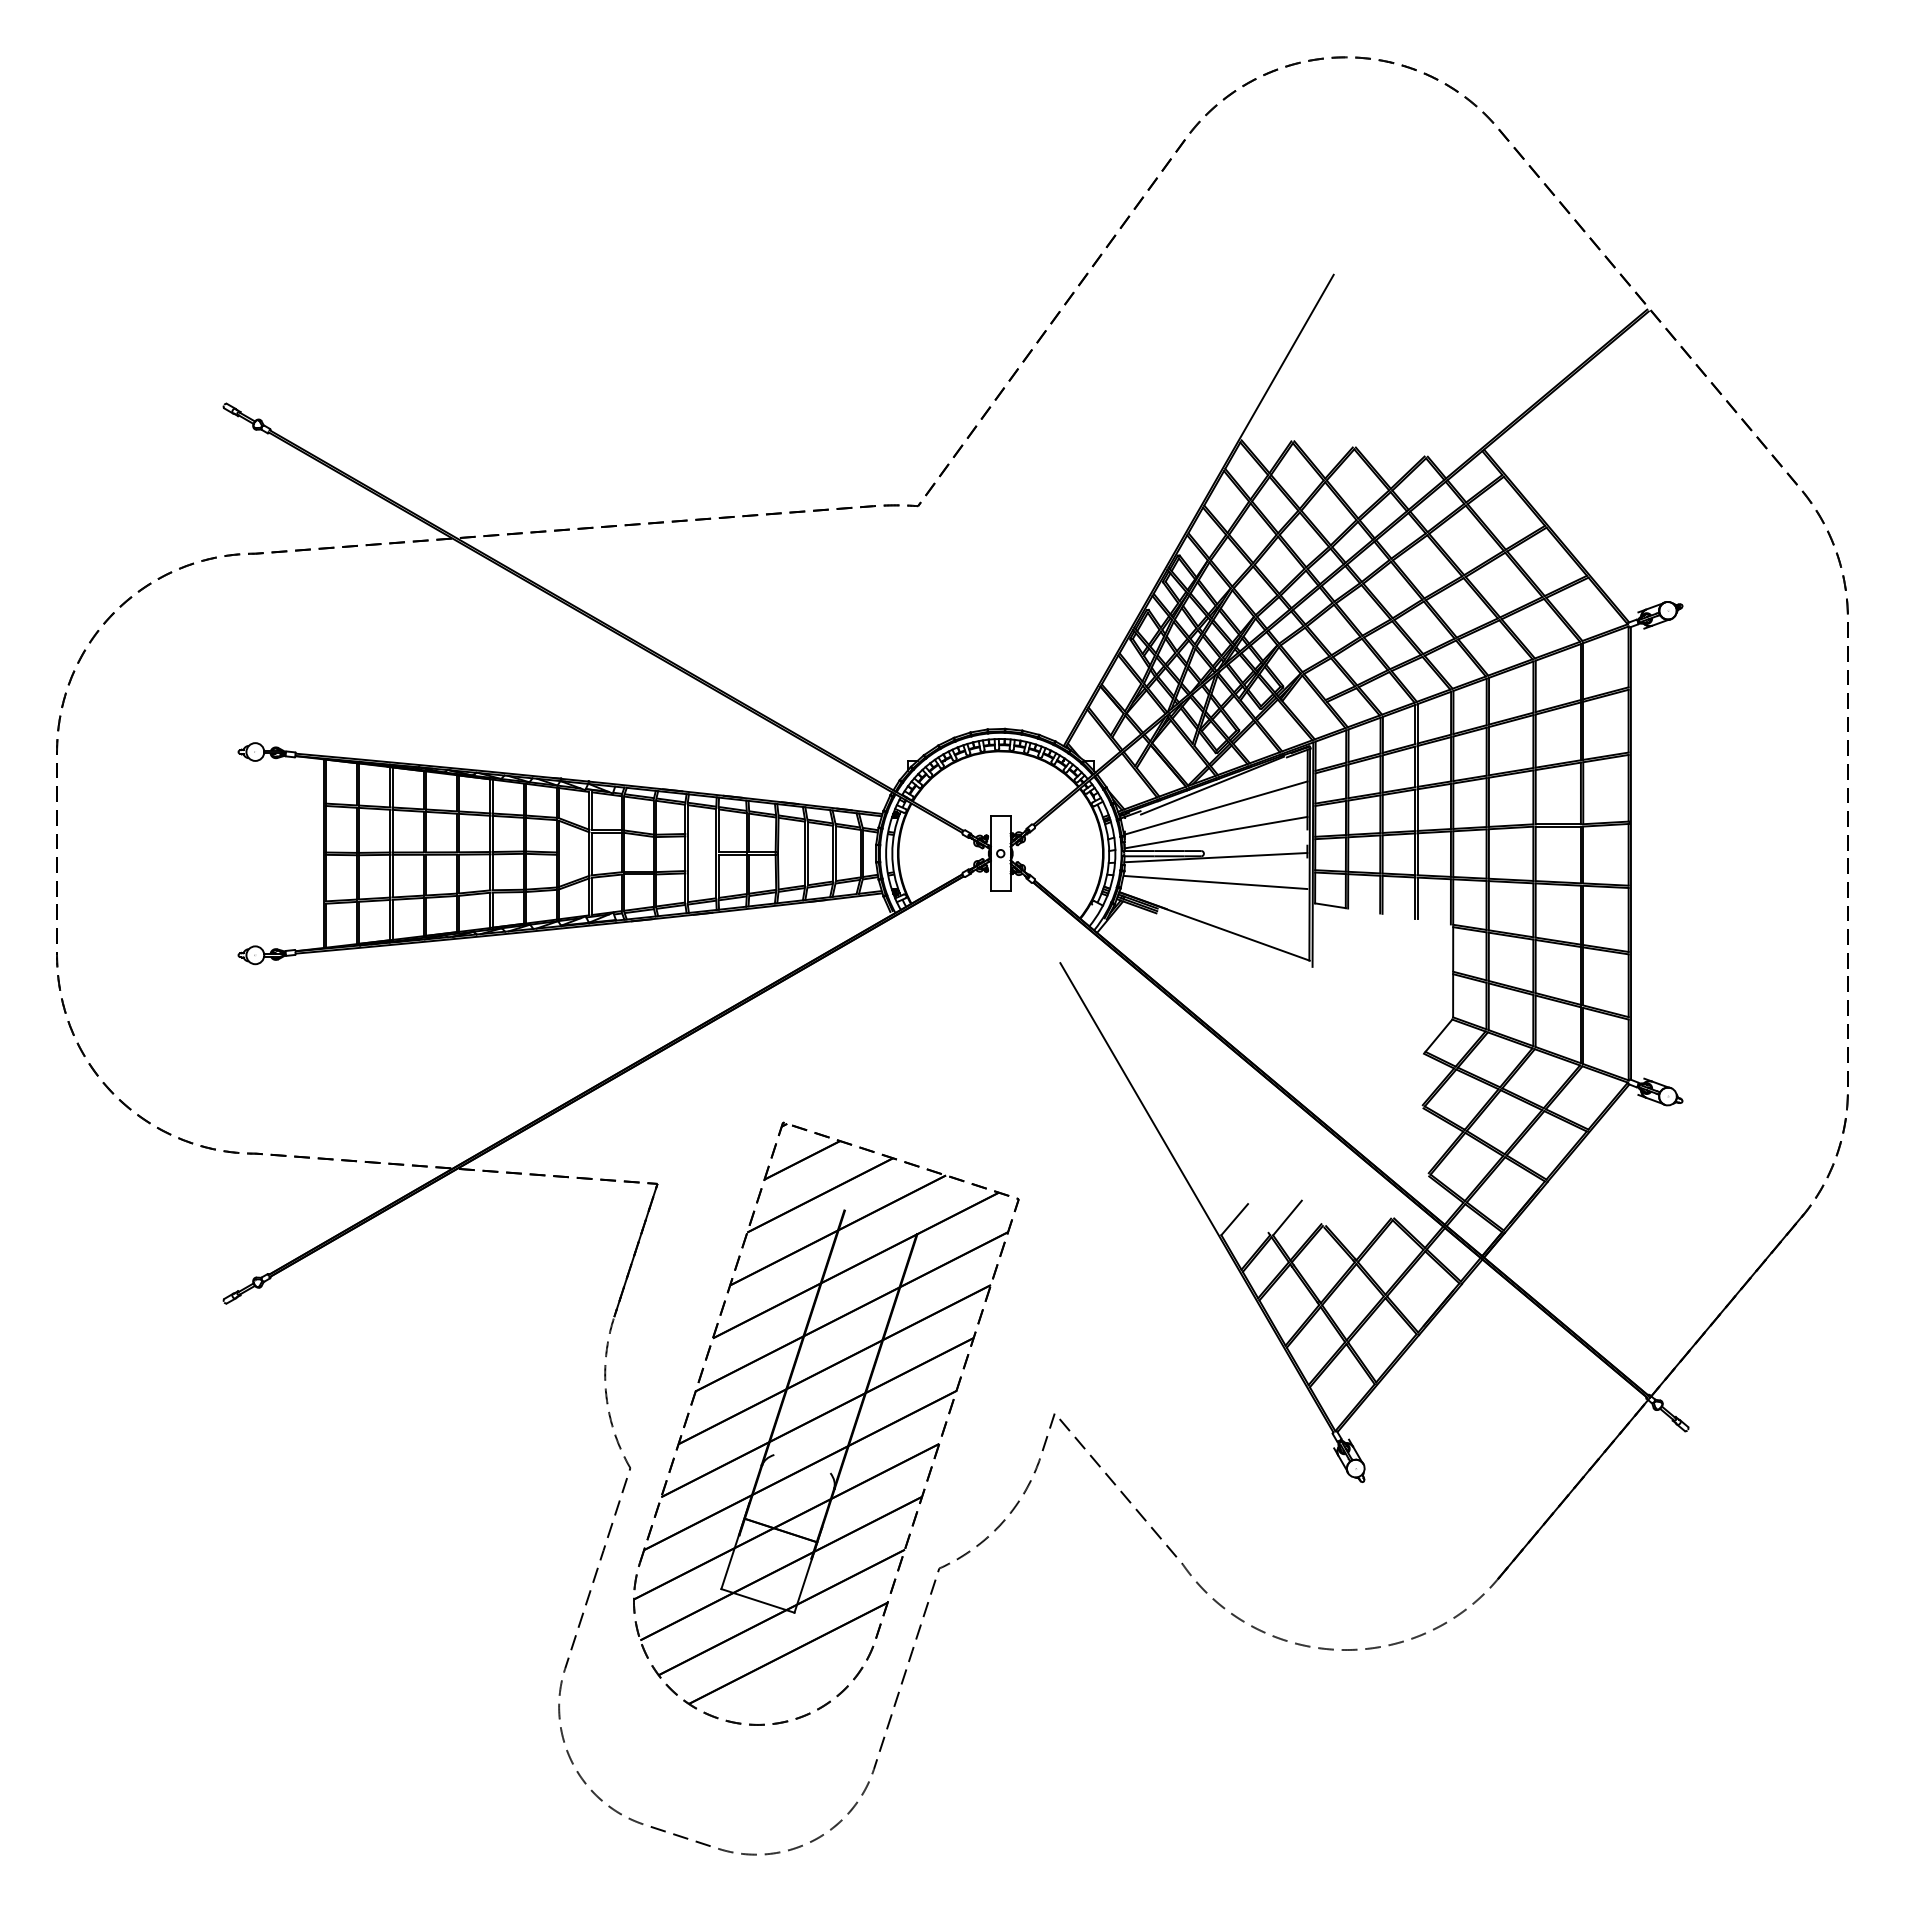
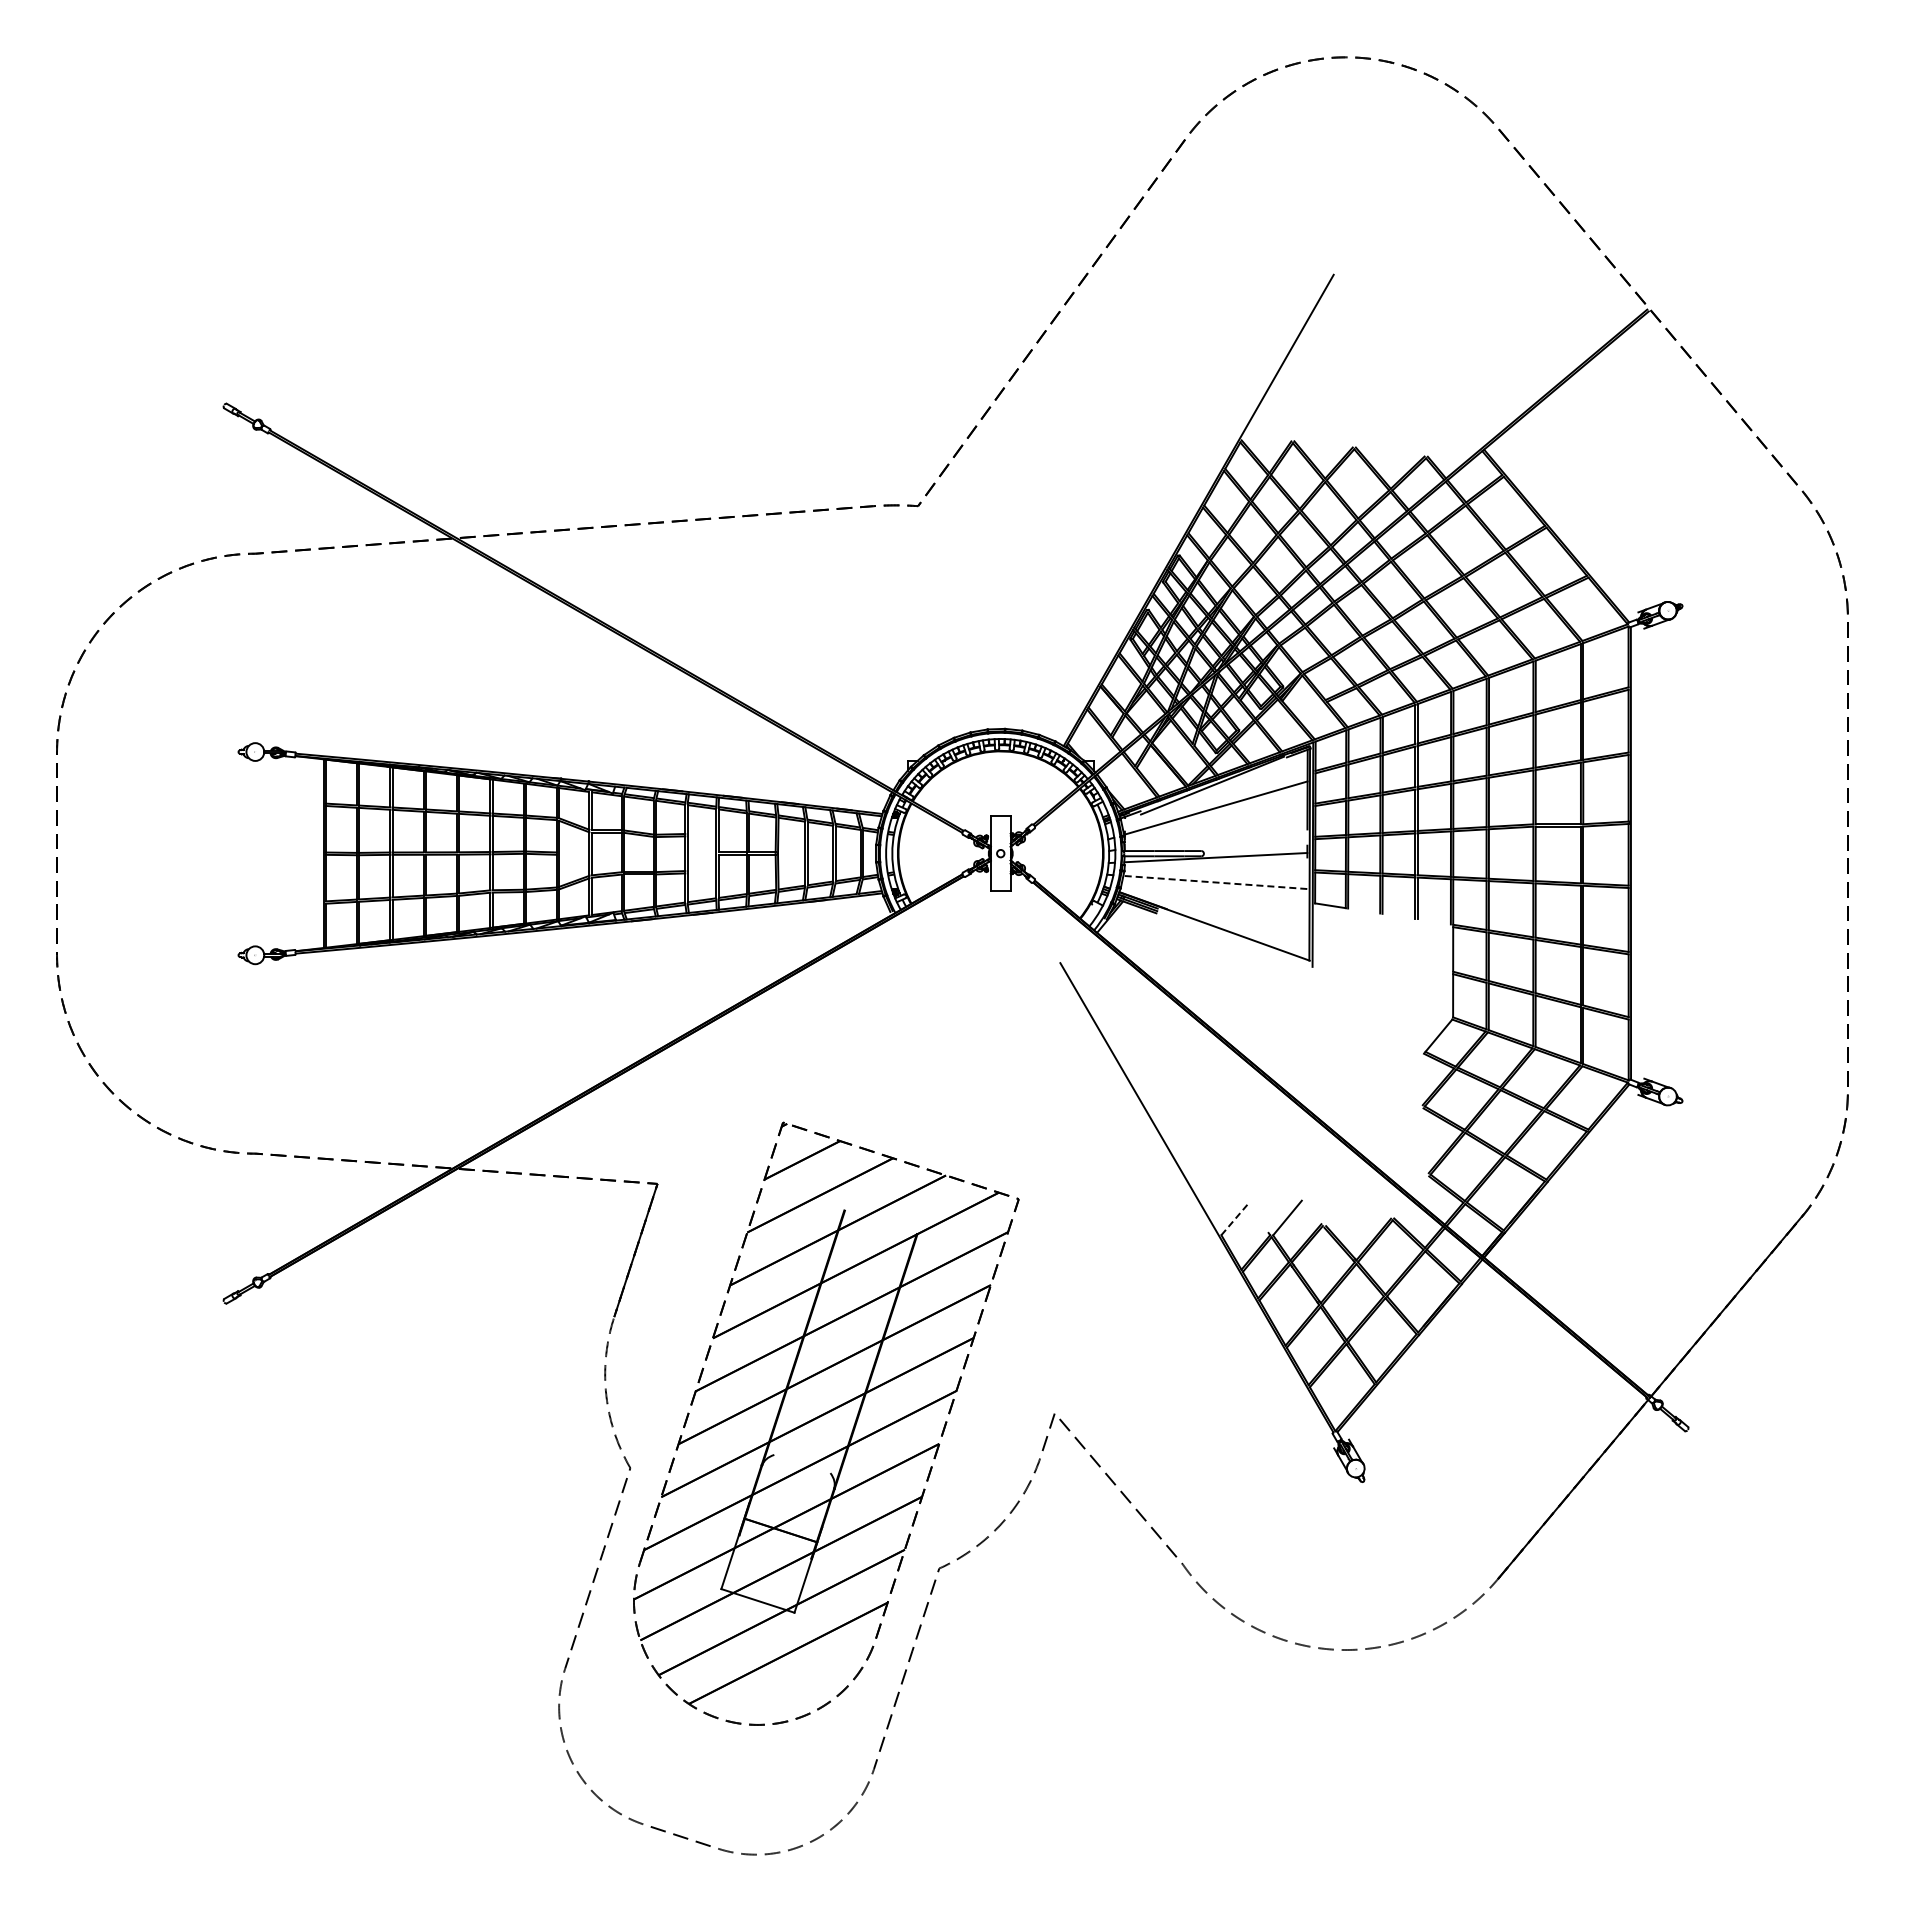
line: present -> none (1215, 832)
line: solid -> dashed (1215, 882)
line: solid -> dashed (1235, 1219)
